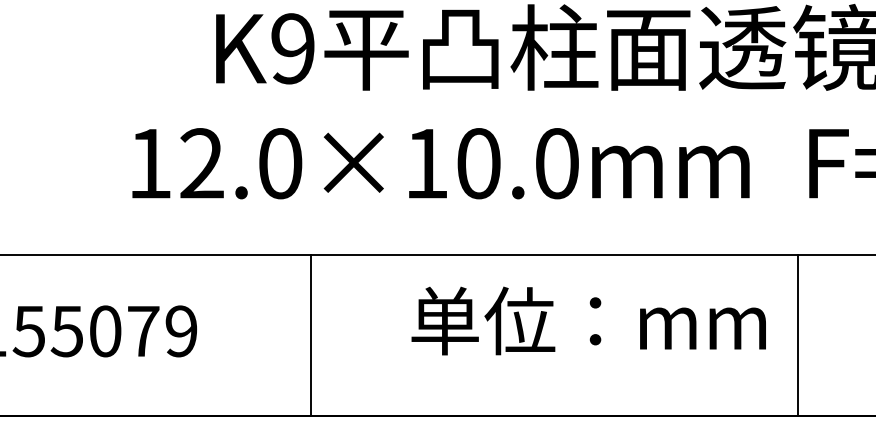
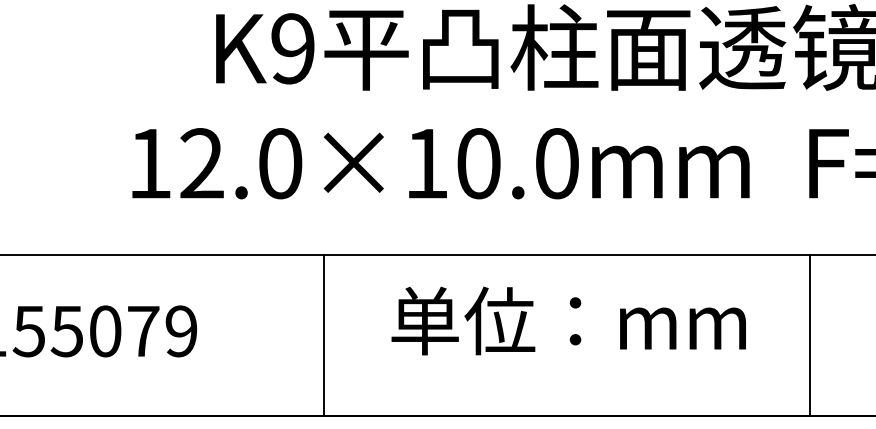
text position: (588, 320) -> (568, 320) (568, 320)
line position: (311, 335) -> (324, 335) (324, 335)
line position: (798, 335) -> (810, 335) (810, 335)
